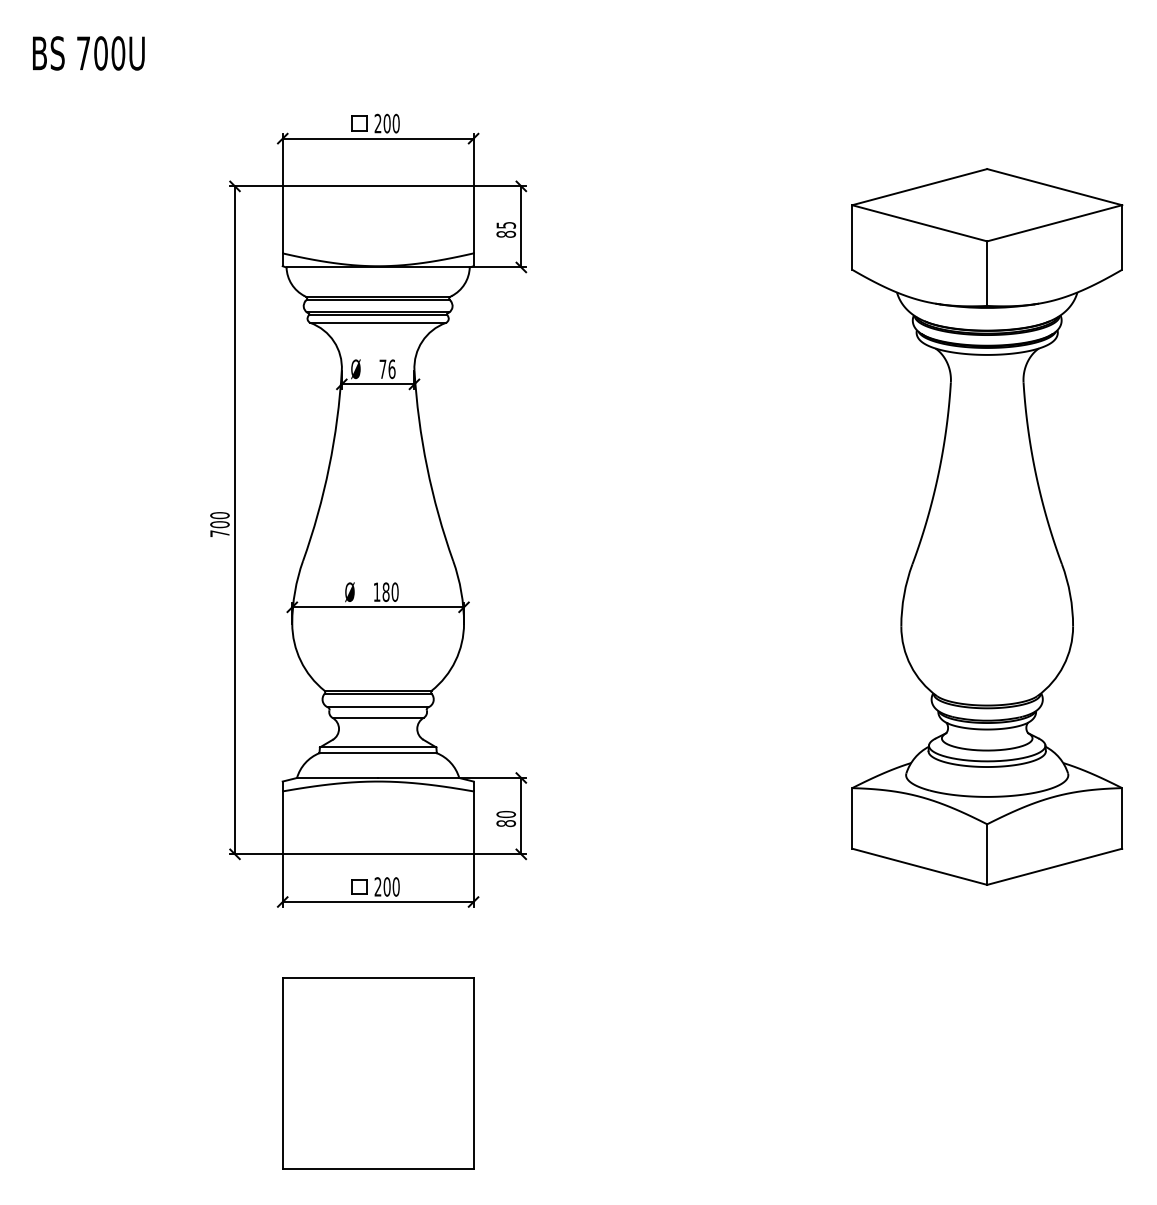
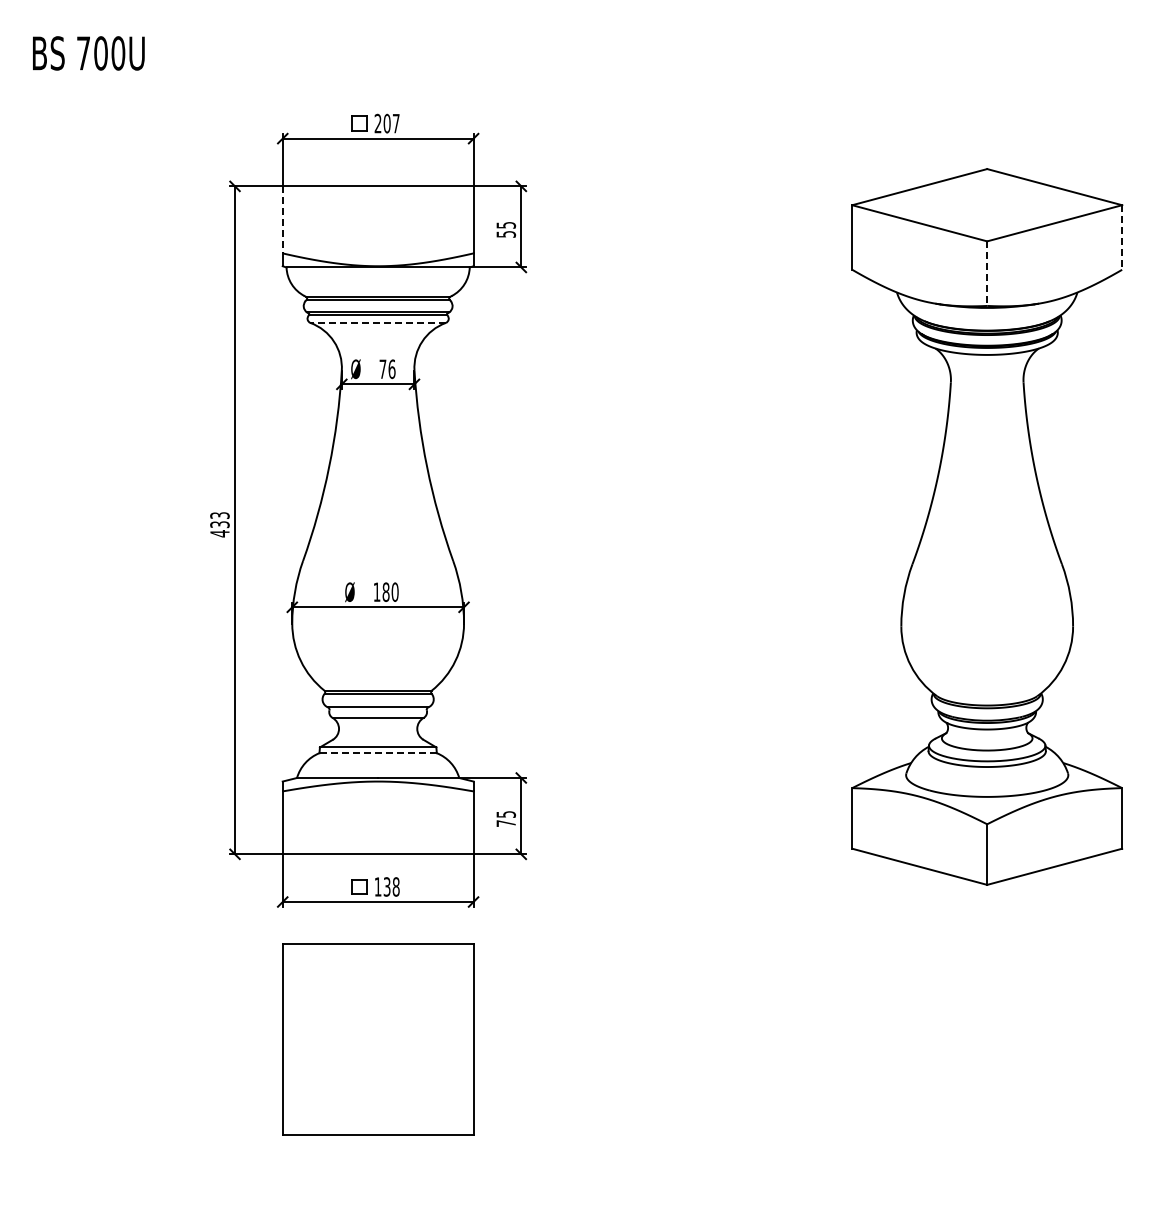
text: 200 -> 207 (395, 123)
line: solid -> dashed (282, 219)
text: 85 -> 55 (506, 233)
line: solid -> dashed (1122, 238)
line: solid -> dashed (987, 274)
line: solid -> dashed (378, 322)
text: 700 -> 433 (219, 524)
line: solid -> dashed (378, 753)
text: 80 -> 75 (506, 819)
text: 200 -> 138 (386, 886)
part position: (378, 1073) -> (378, 1039) (378, 1039)
